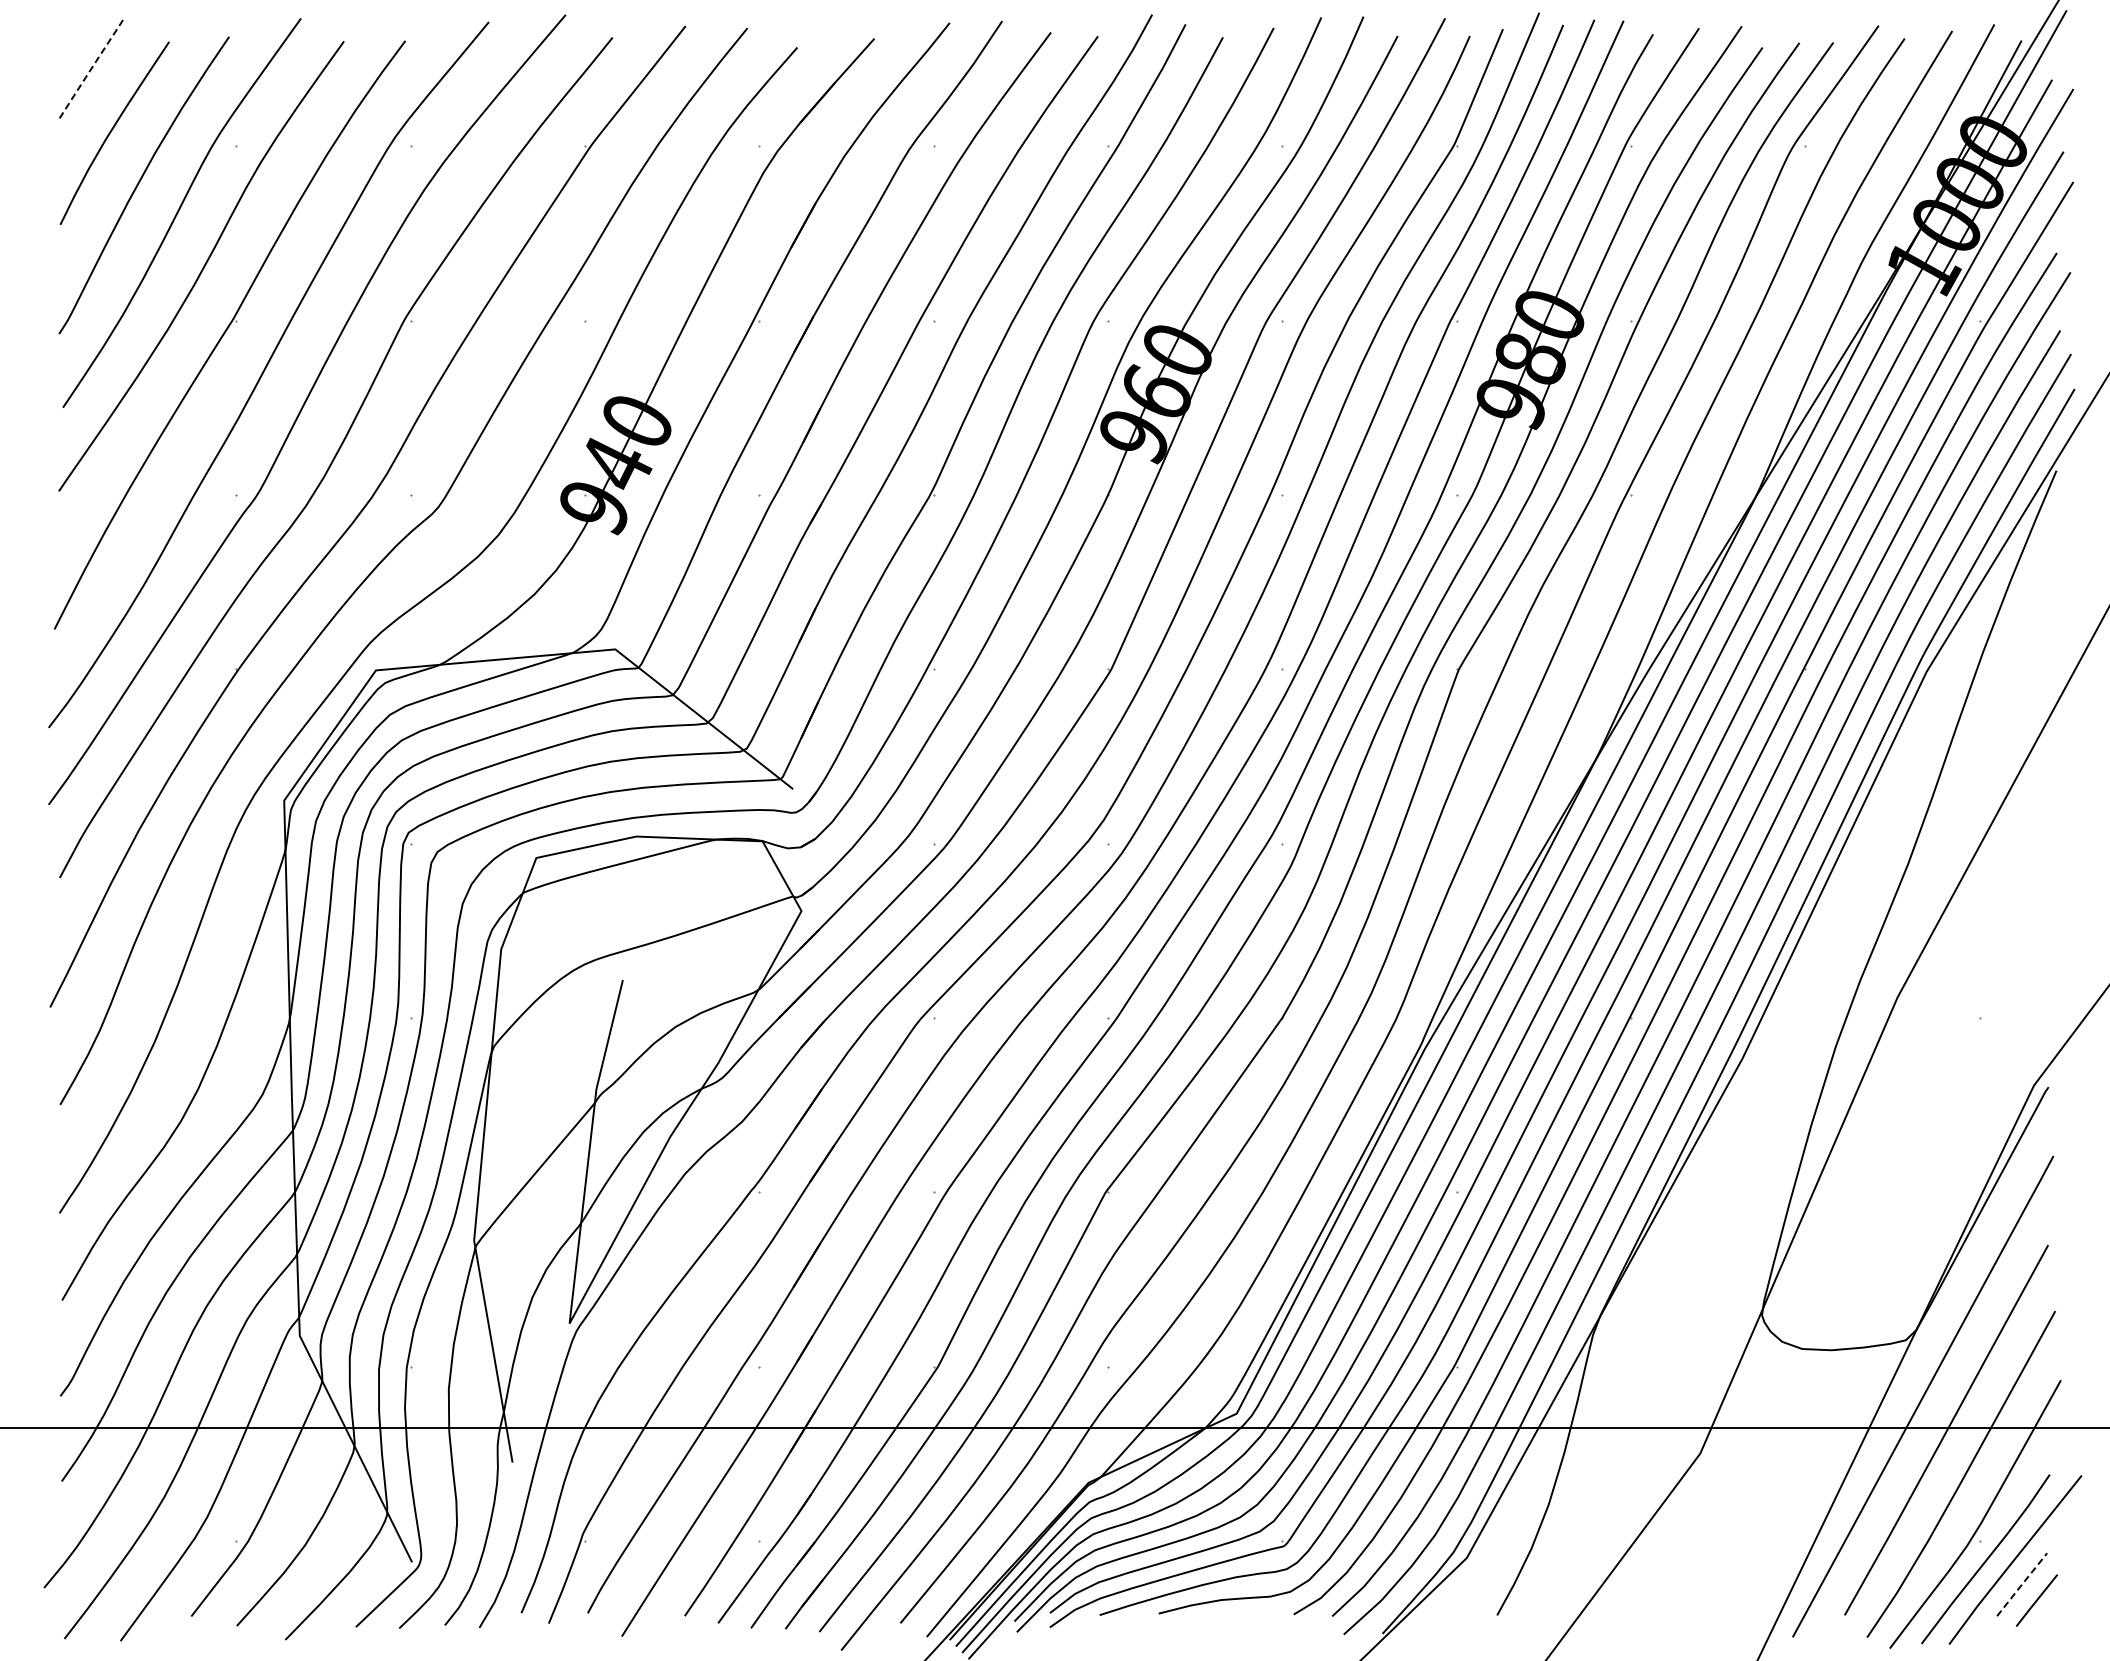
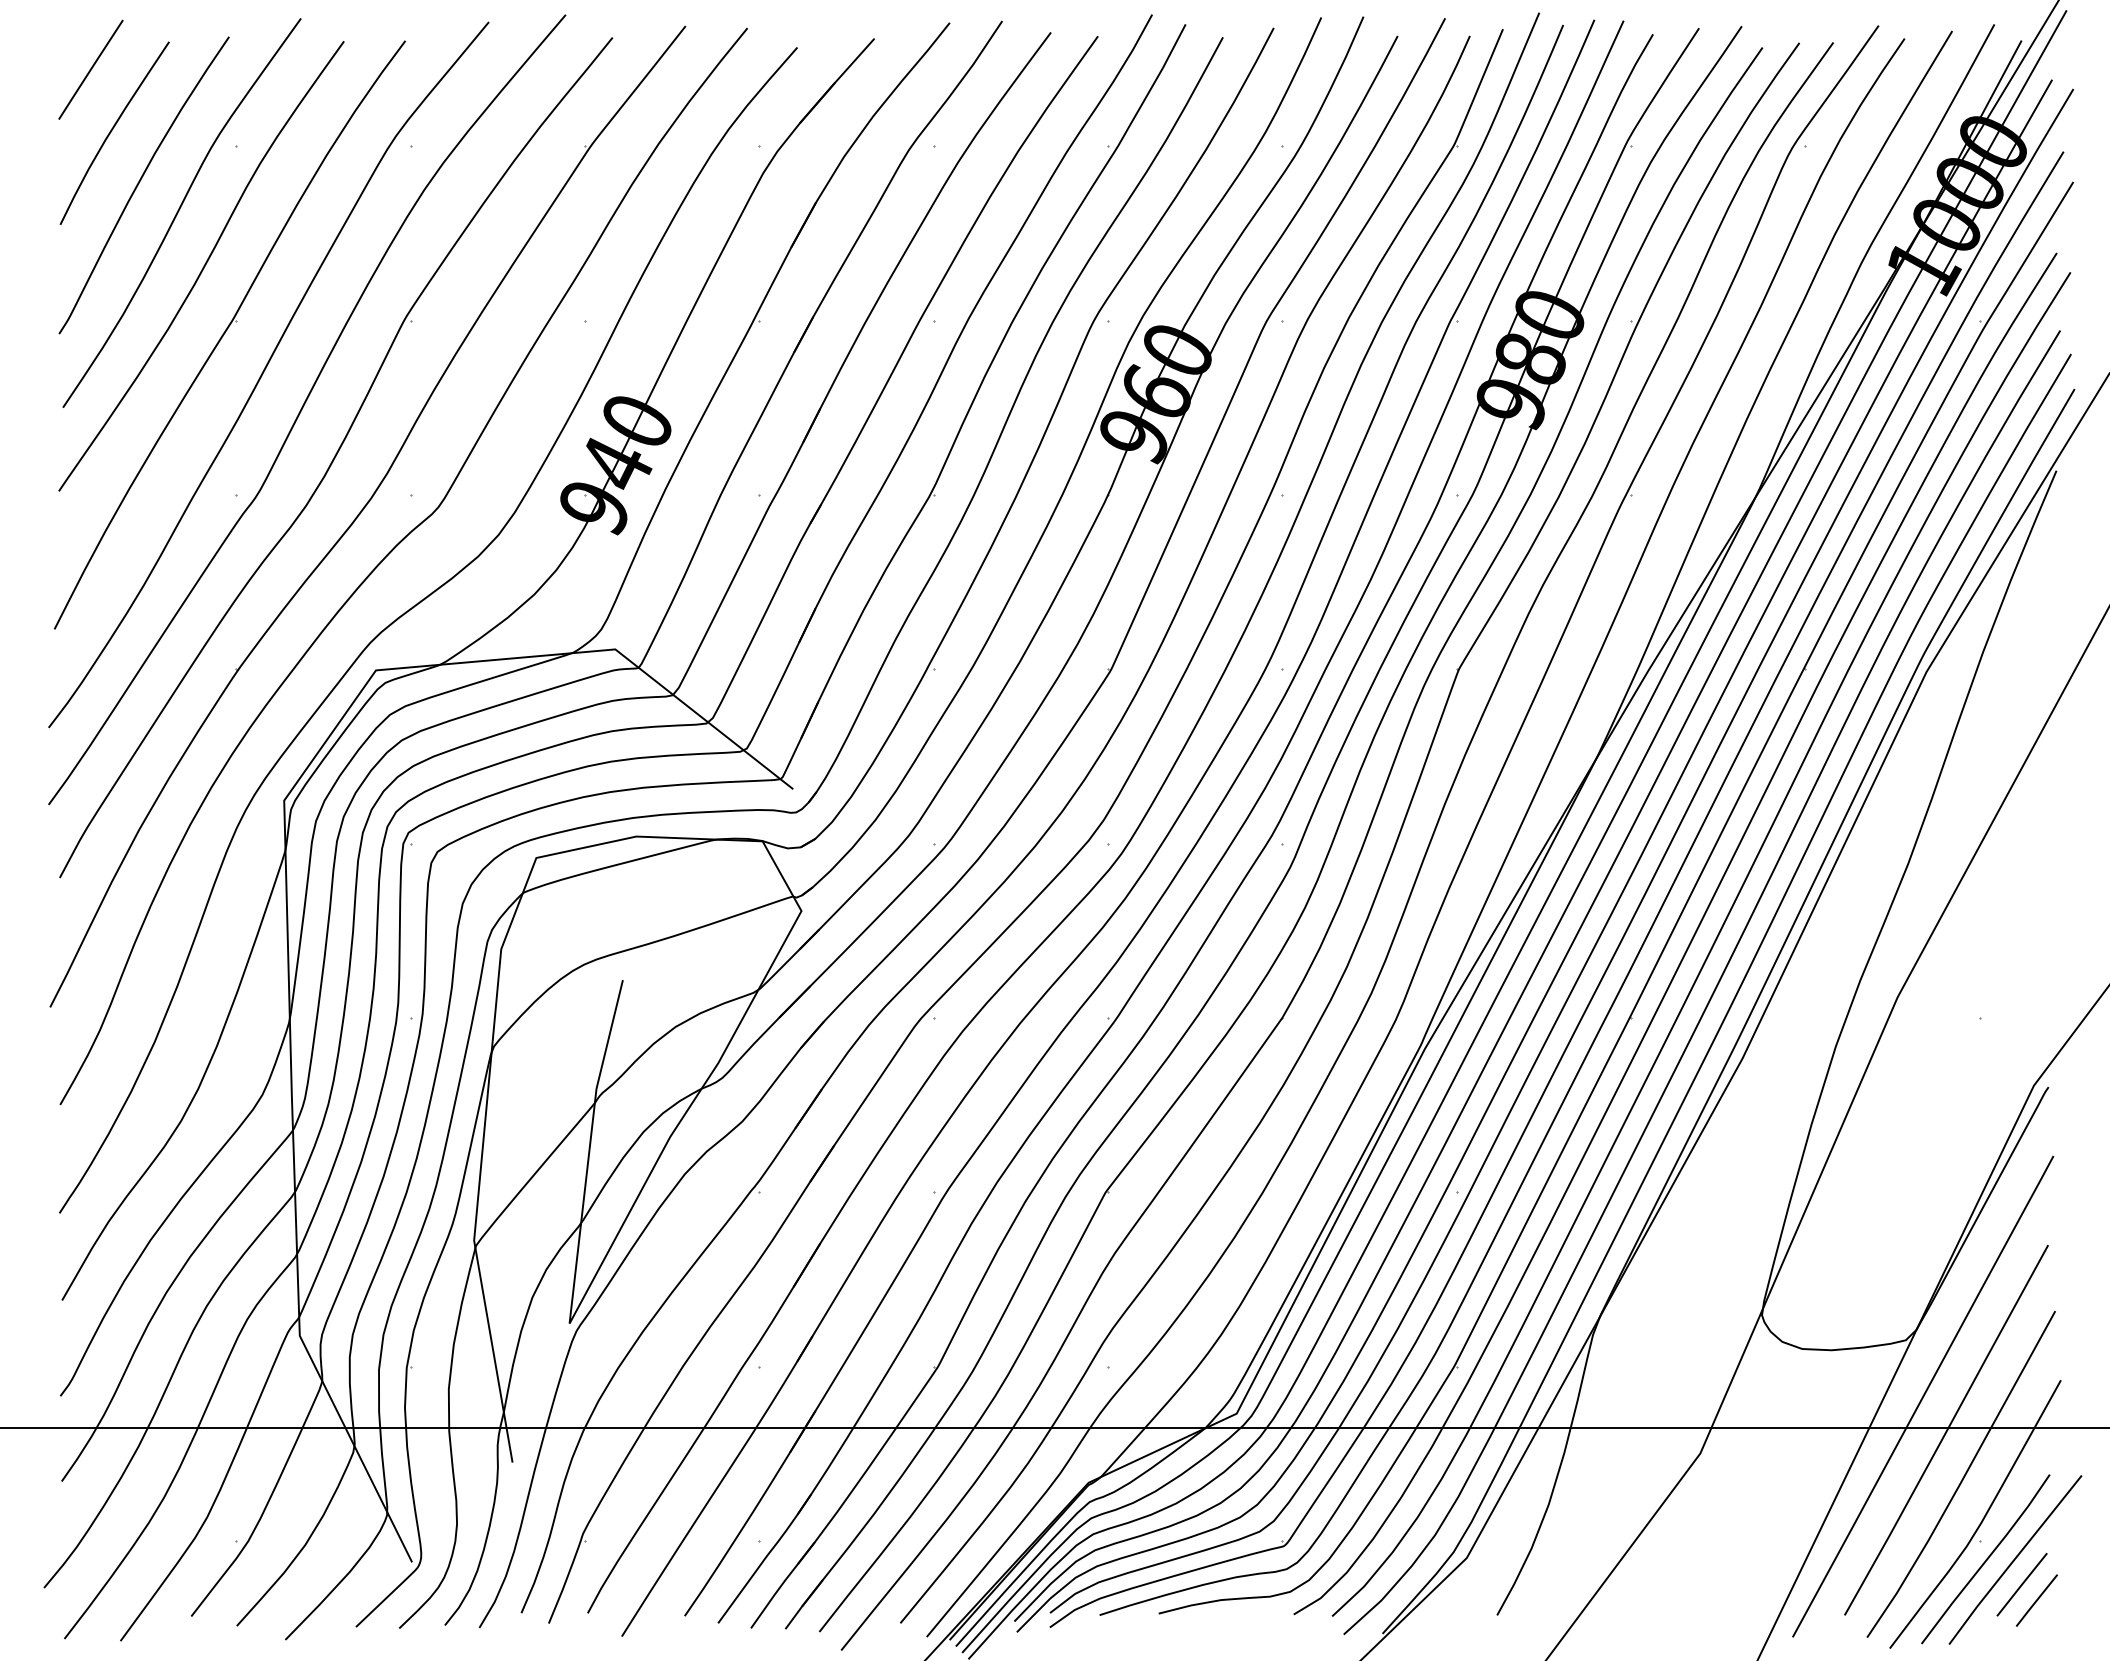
line: dashed -> solid (90, 69)
line: dashed -> solid (2021, 1585)
